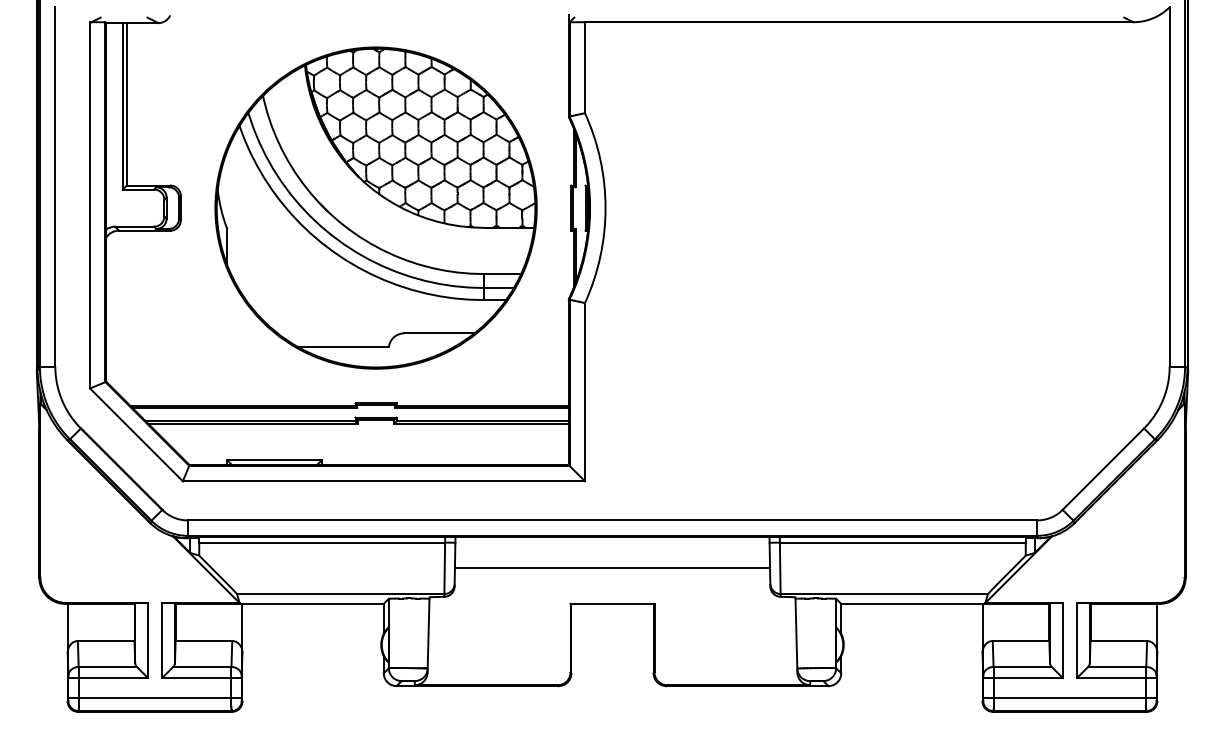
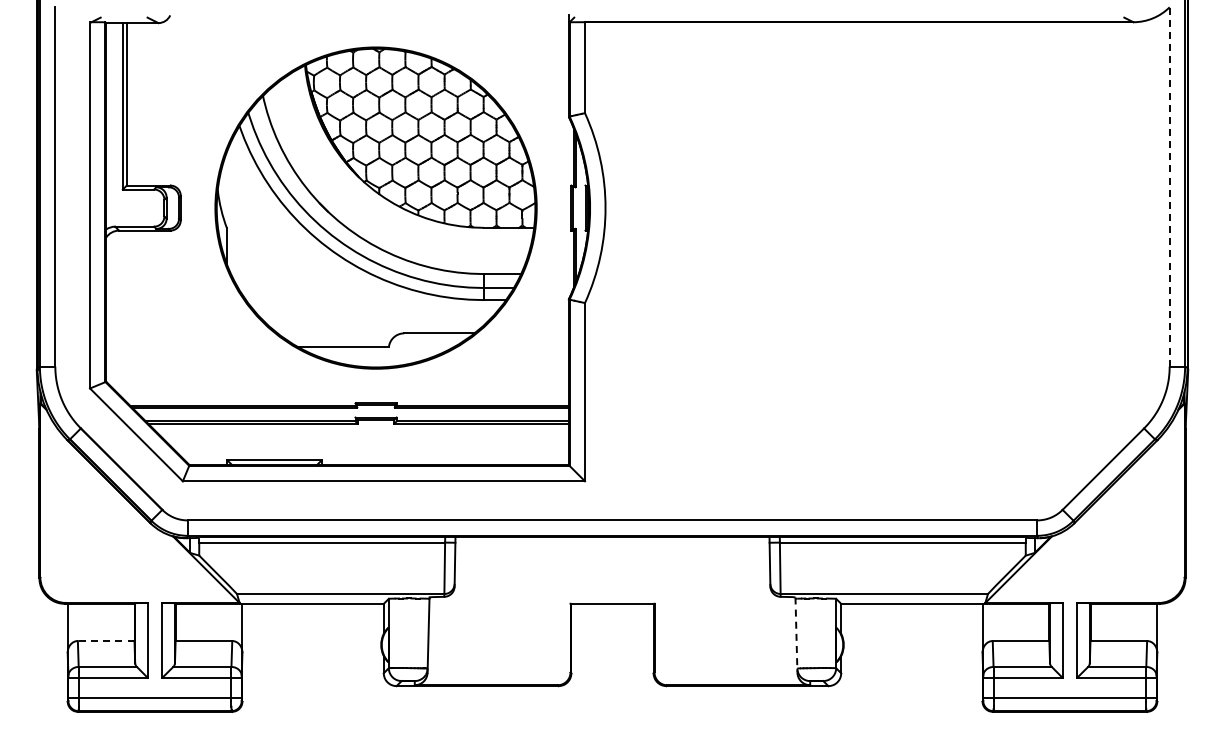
line: solid -> dashed (1169, 186)
line: present -> none (612, 567)
line: solid -> dashed (796, 635)
line: solid -> dashed (105, 641)
